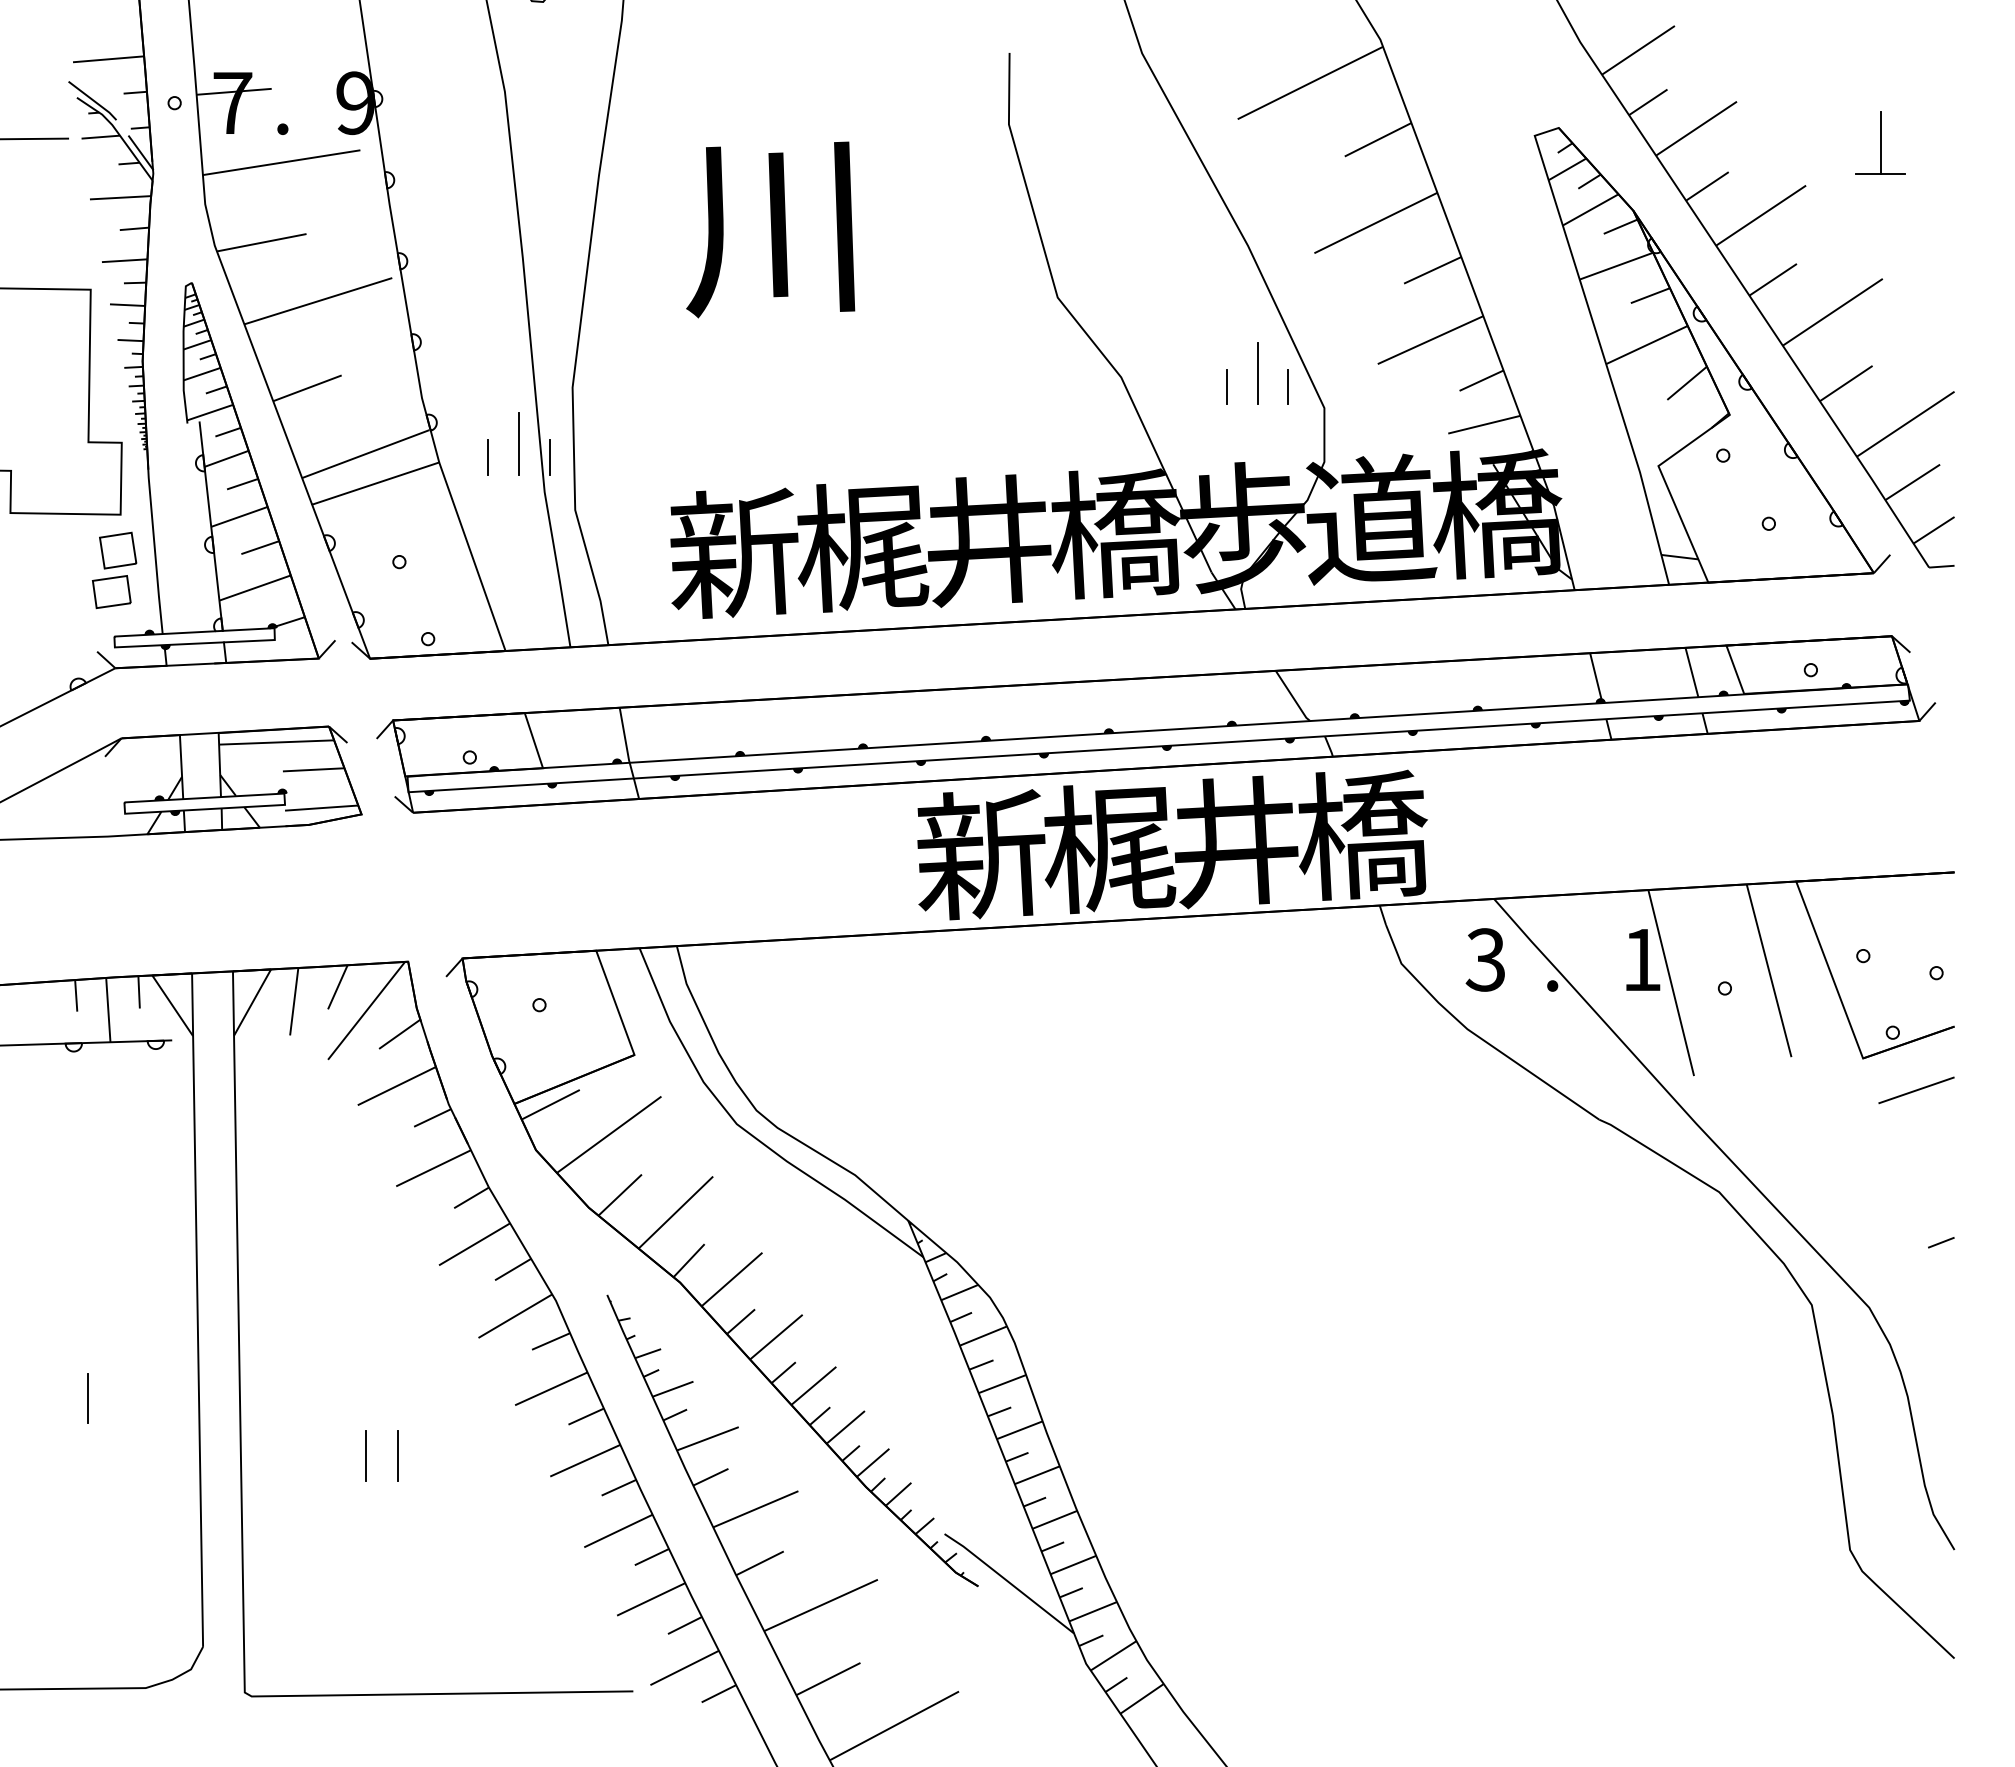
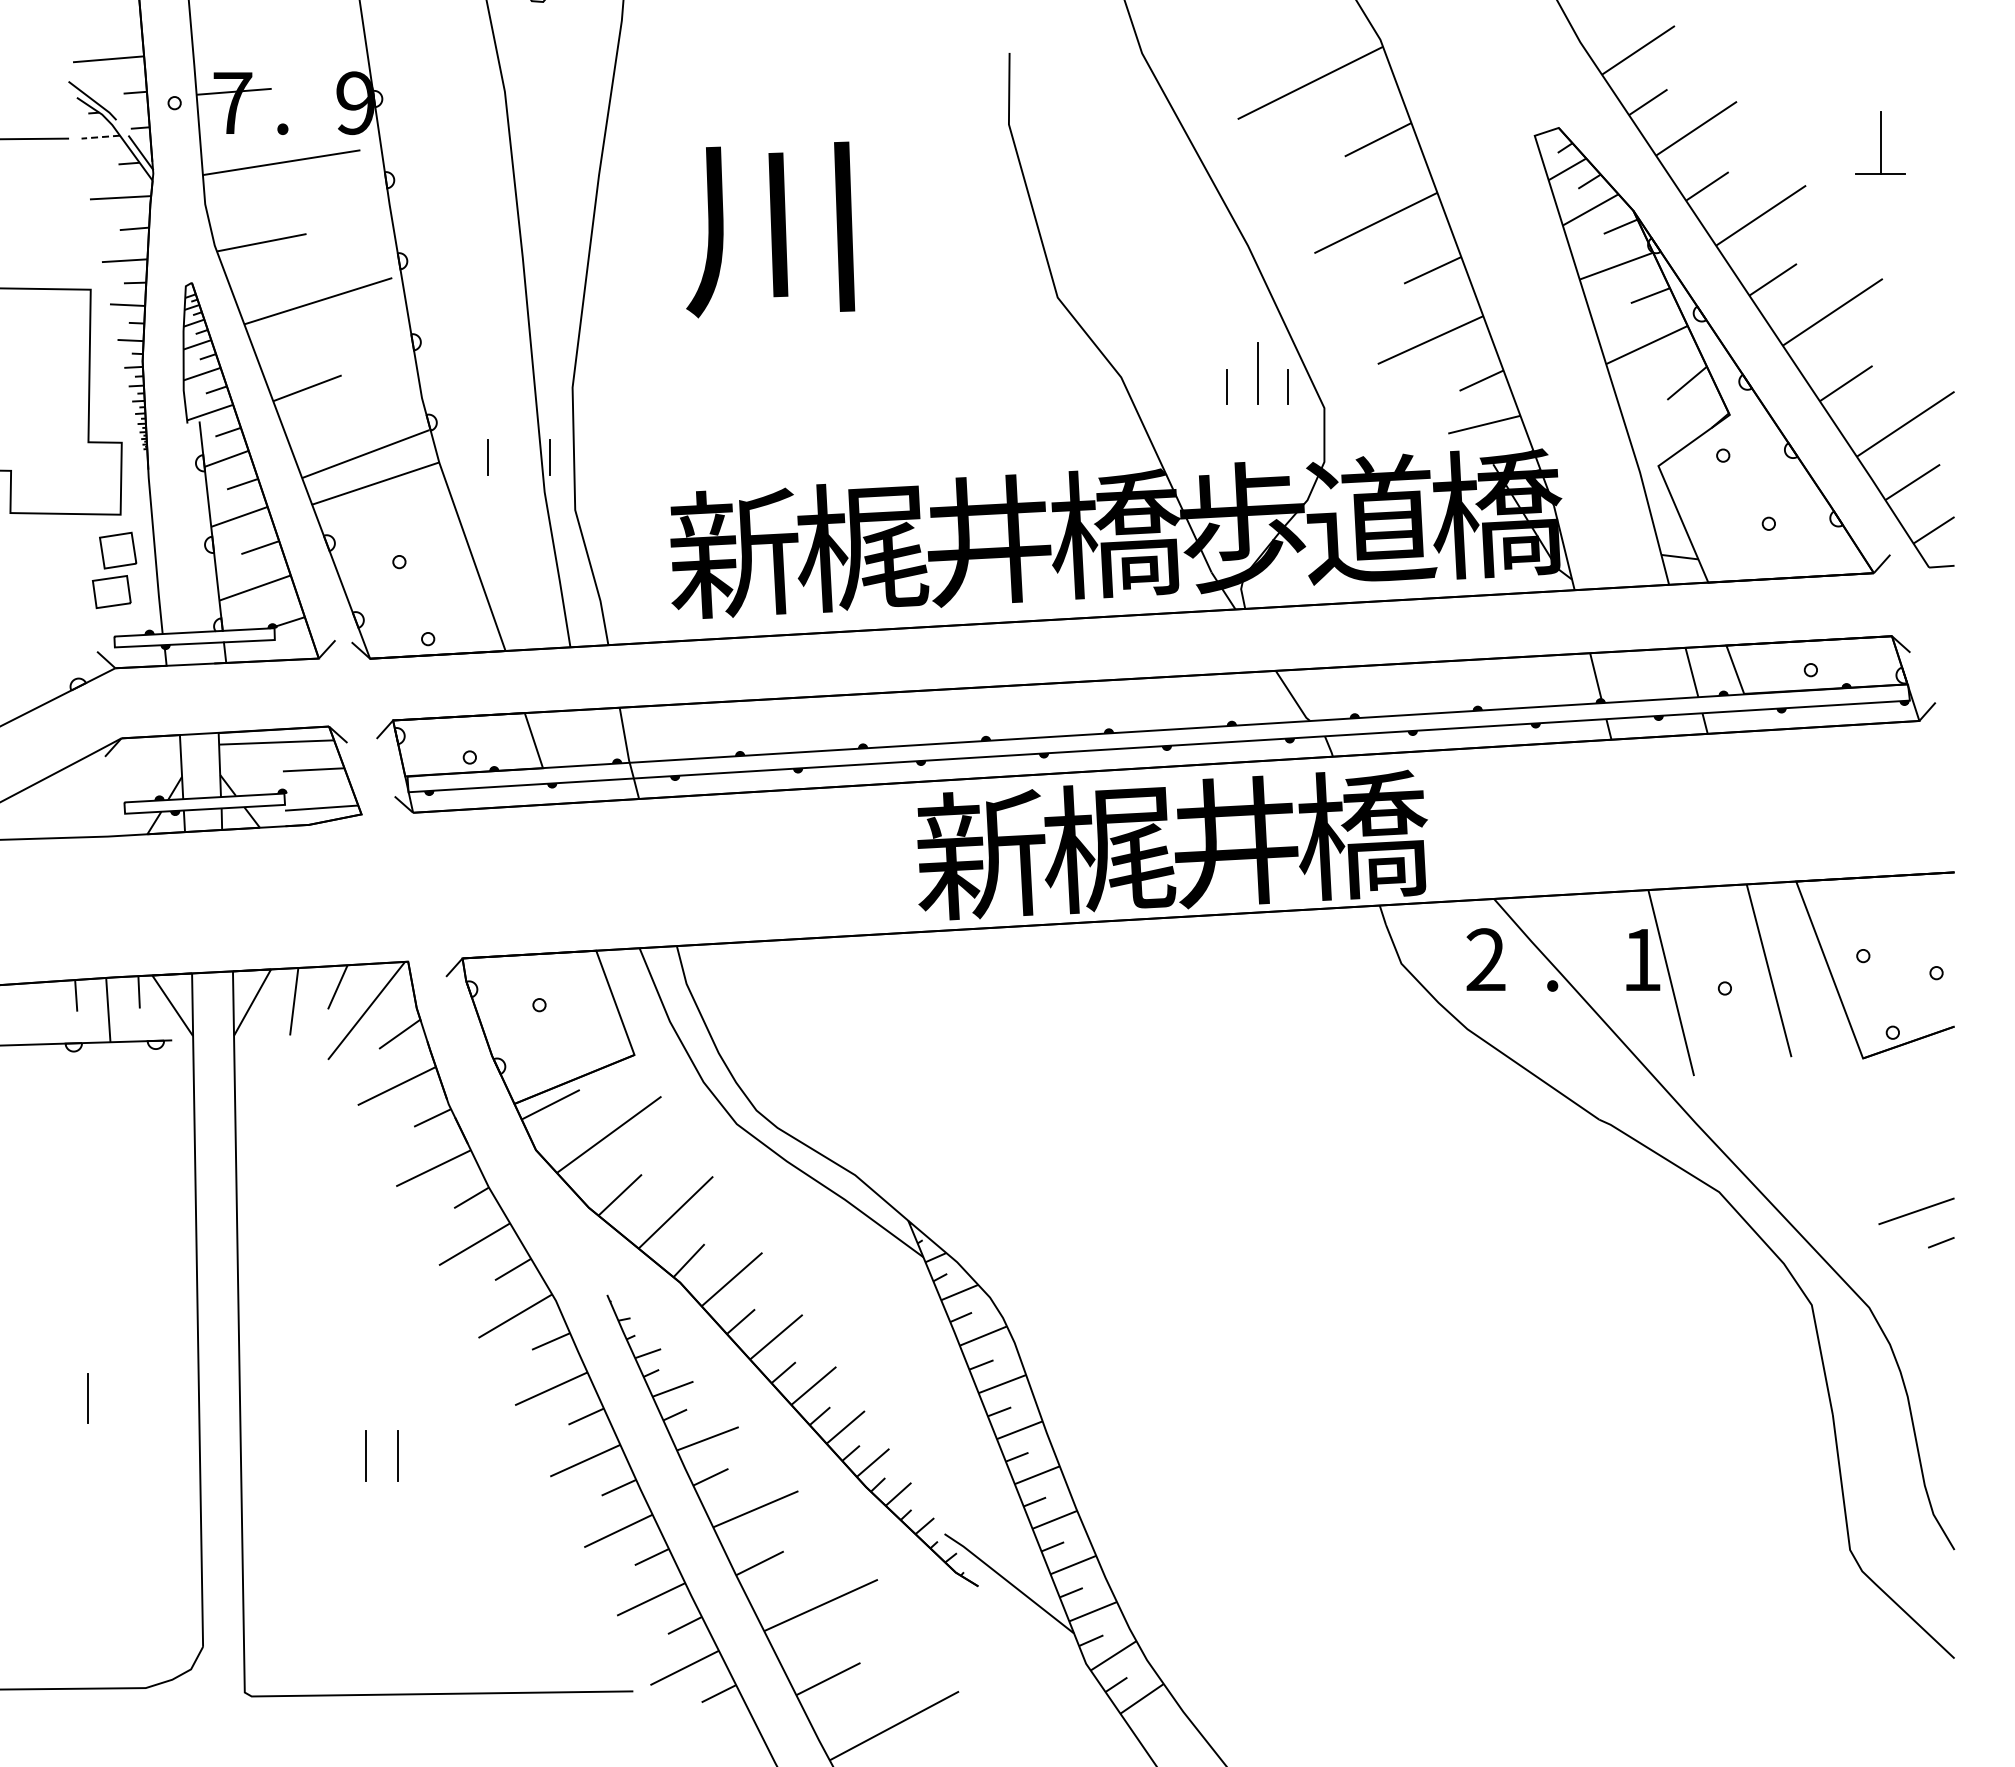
line: solid -> dashed (100, 137)
line: present -> none (519, 443)
text: 3 -> 2 (1485, 959)
line position: (1916, 1090) -> (1916, 1211) (1916, 1211)
